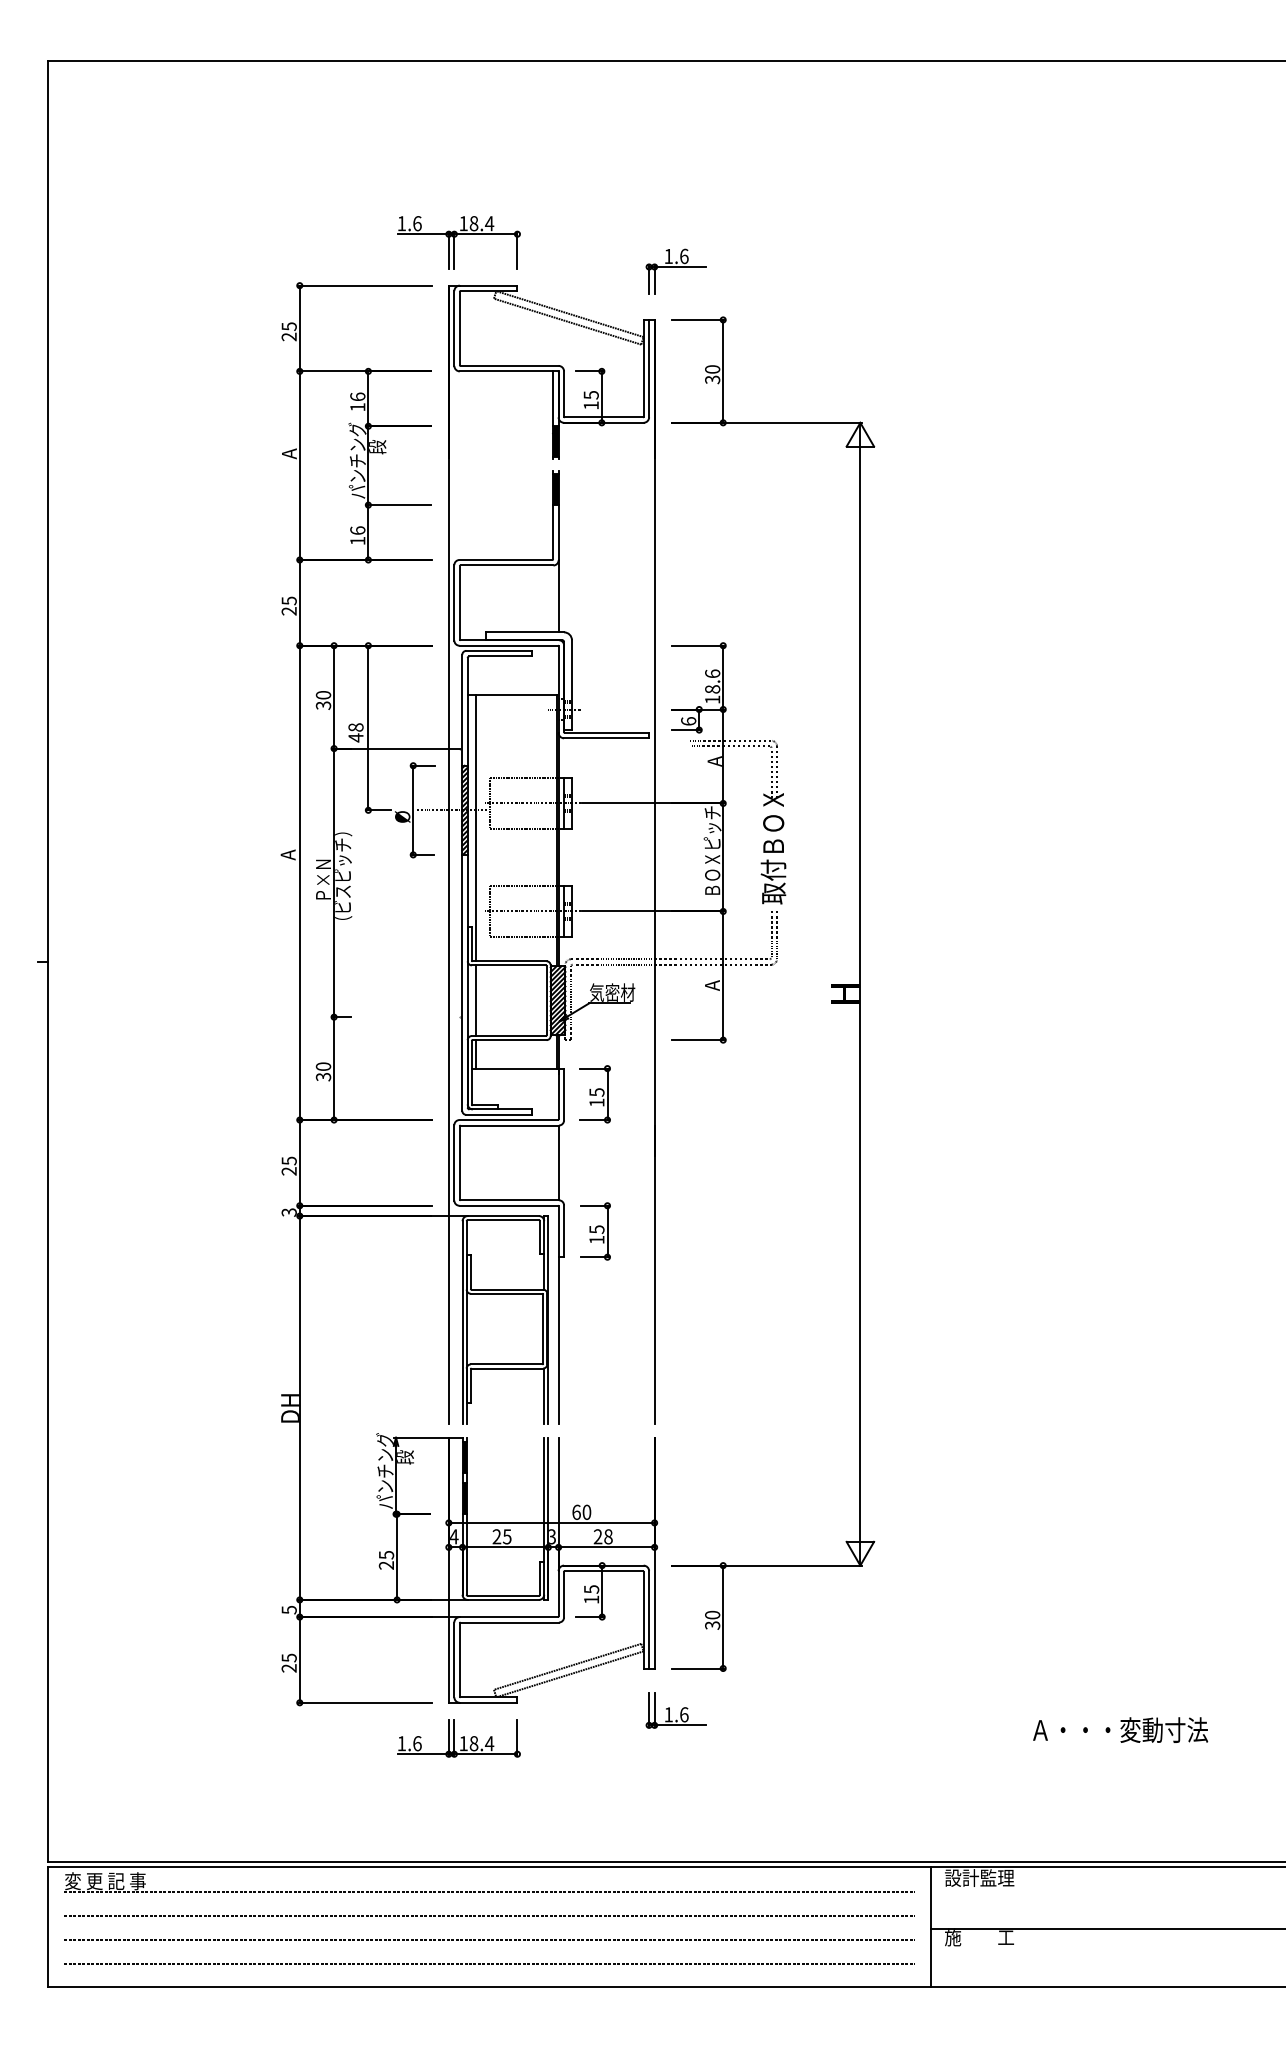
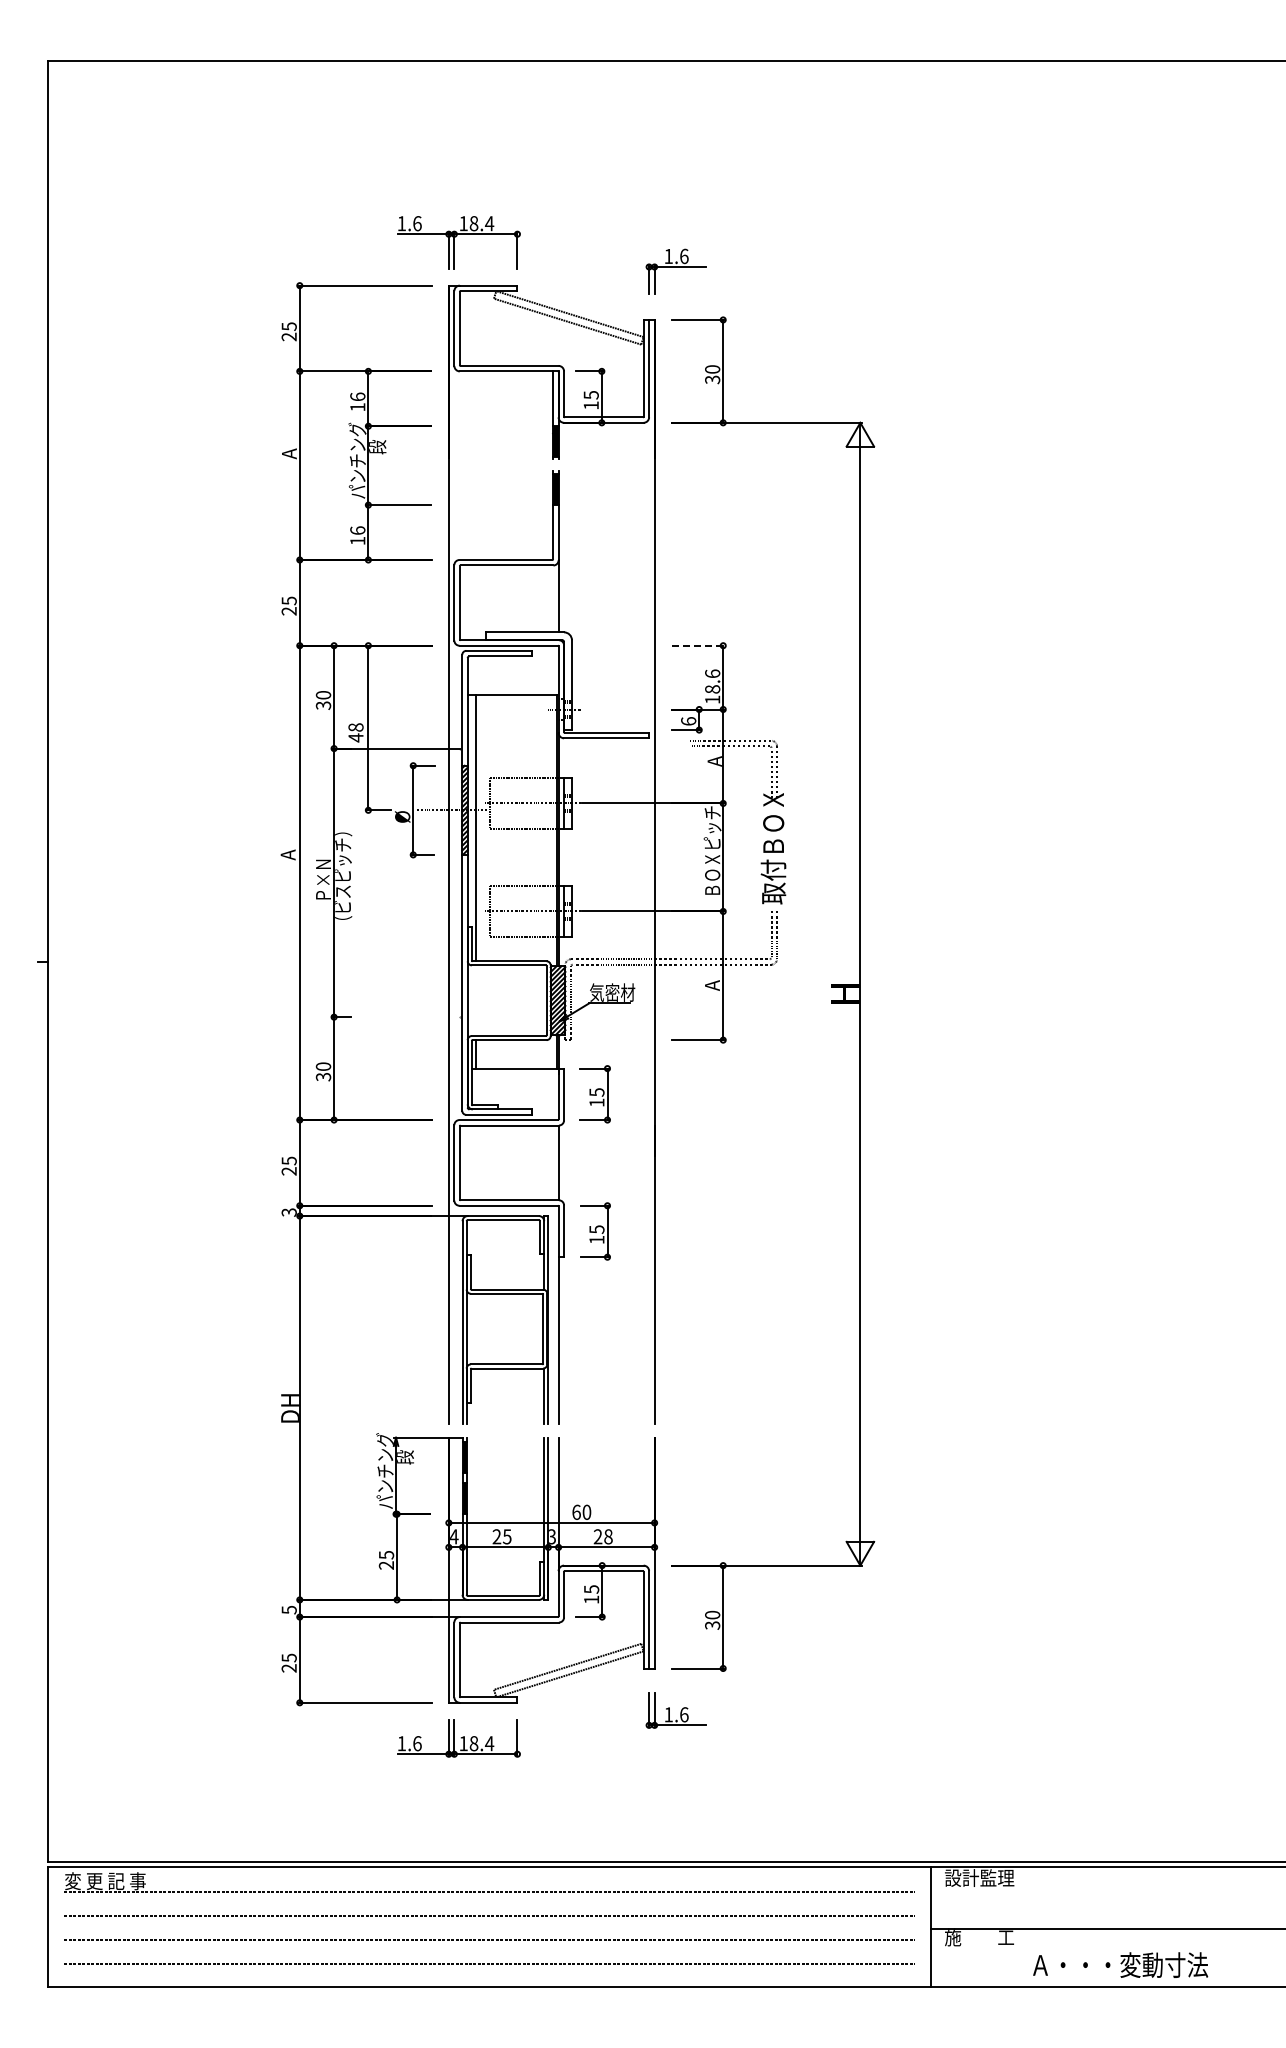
line: solid -> dashed (698, 645)
line: present -> none (475, 1000)
text position: (1120, 1729) -> (1120, 1964) (1120, 1964)
